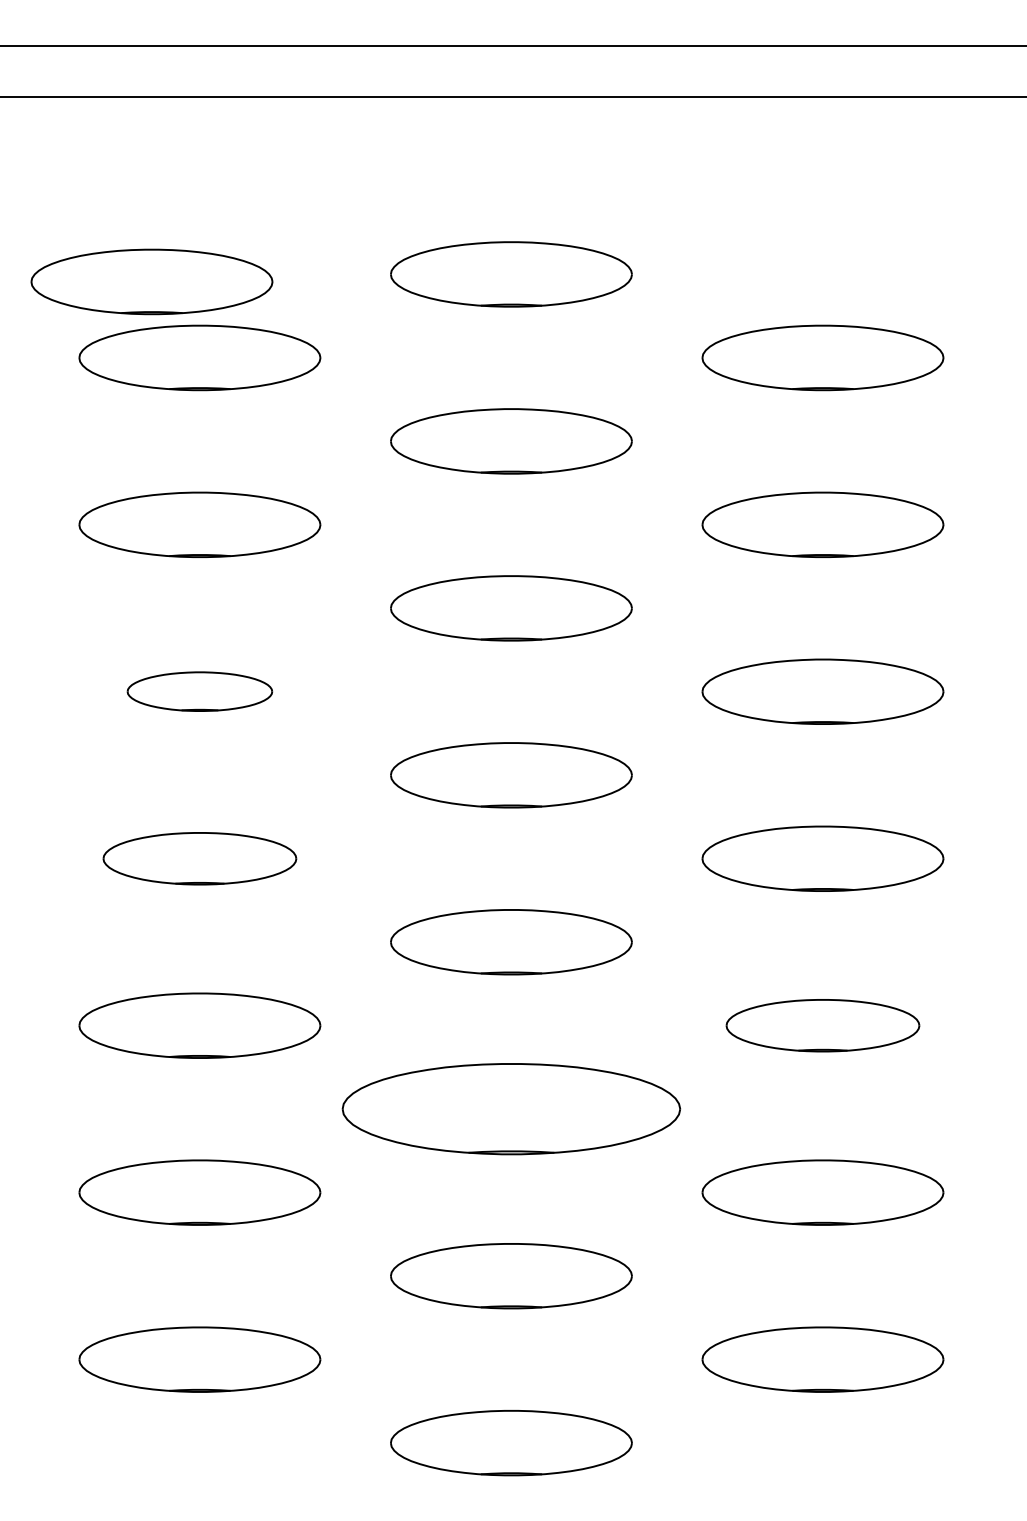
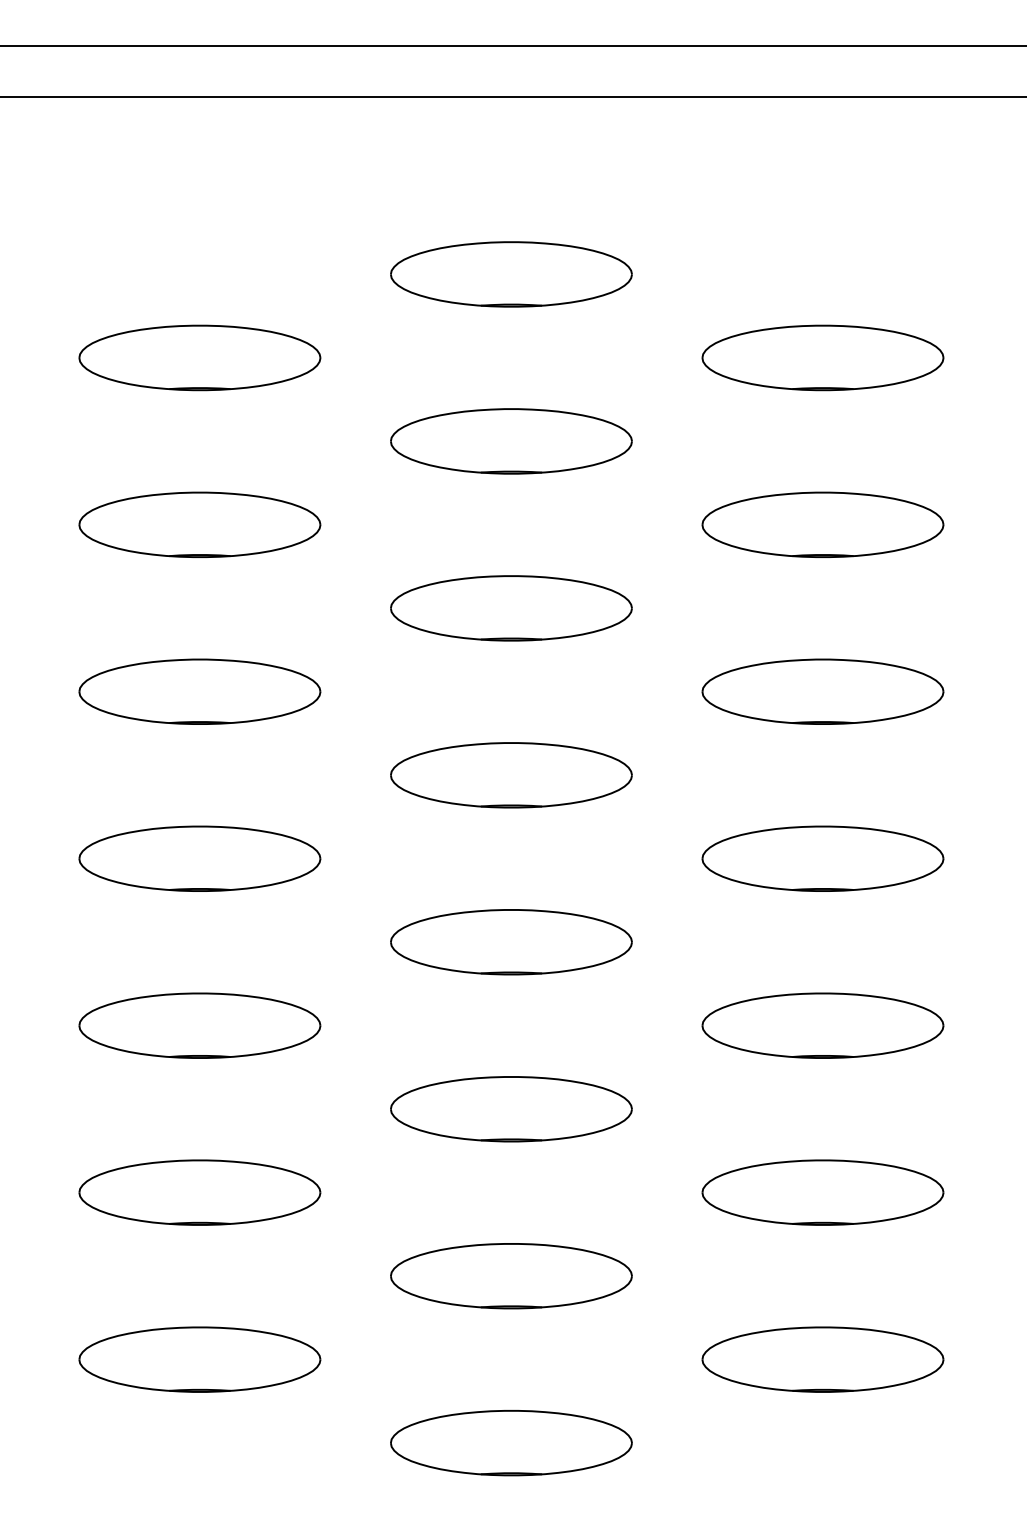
part: present -> none (151, 281)
part size: 148x41 px -> 244x67 px (199, 691)
part size: 196x54 px -> 244x67 px (199, 858)
part size: 196x54 px -> 244x67 px (822, 1025)
part size: 341x93 px -> 243x67 px (511, 1109)
